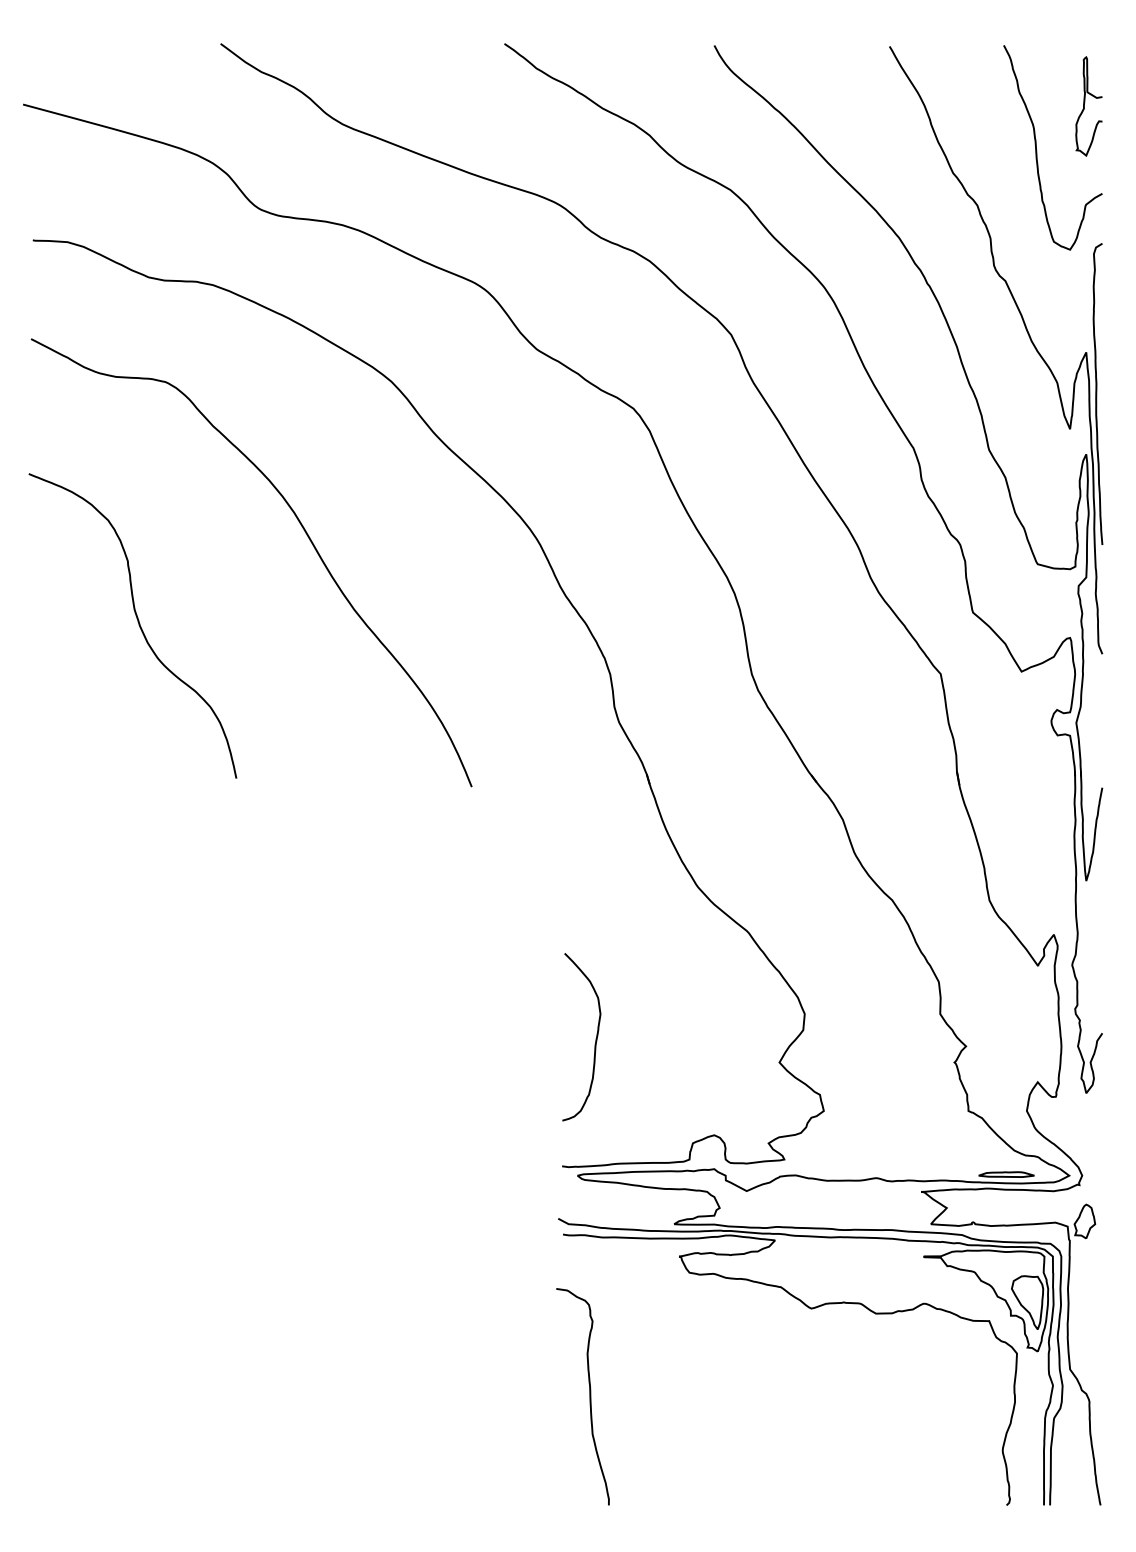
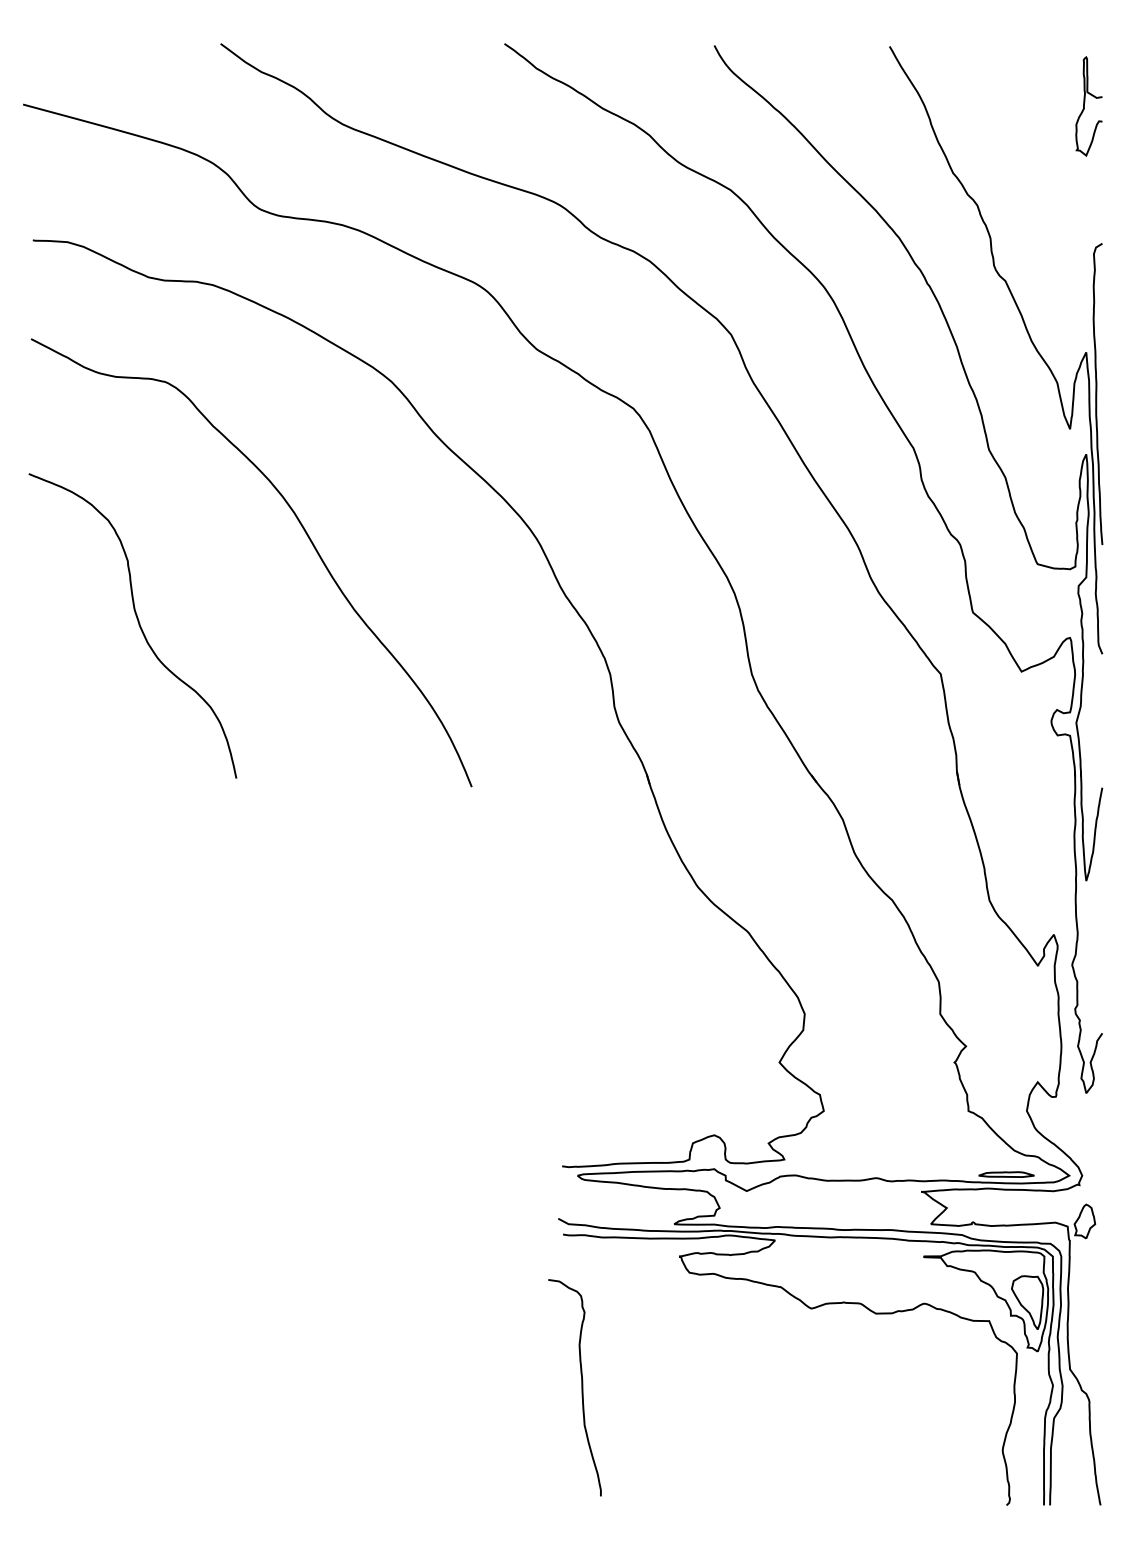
curve: present -> none (1037, 150)
curve: present -> none (595, 1038)
curve position: (589, 1396) -> (581, 1387) (581, 1387)
